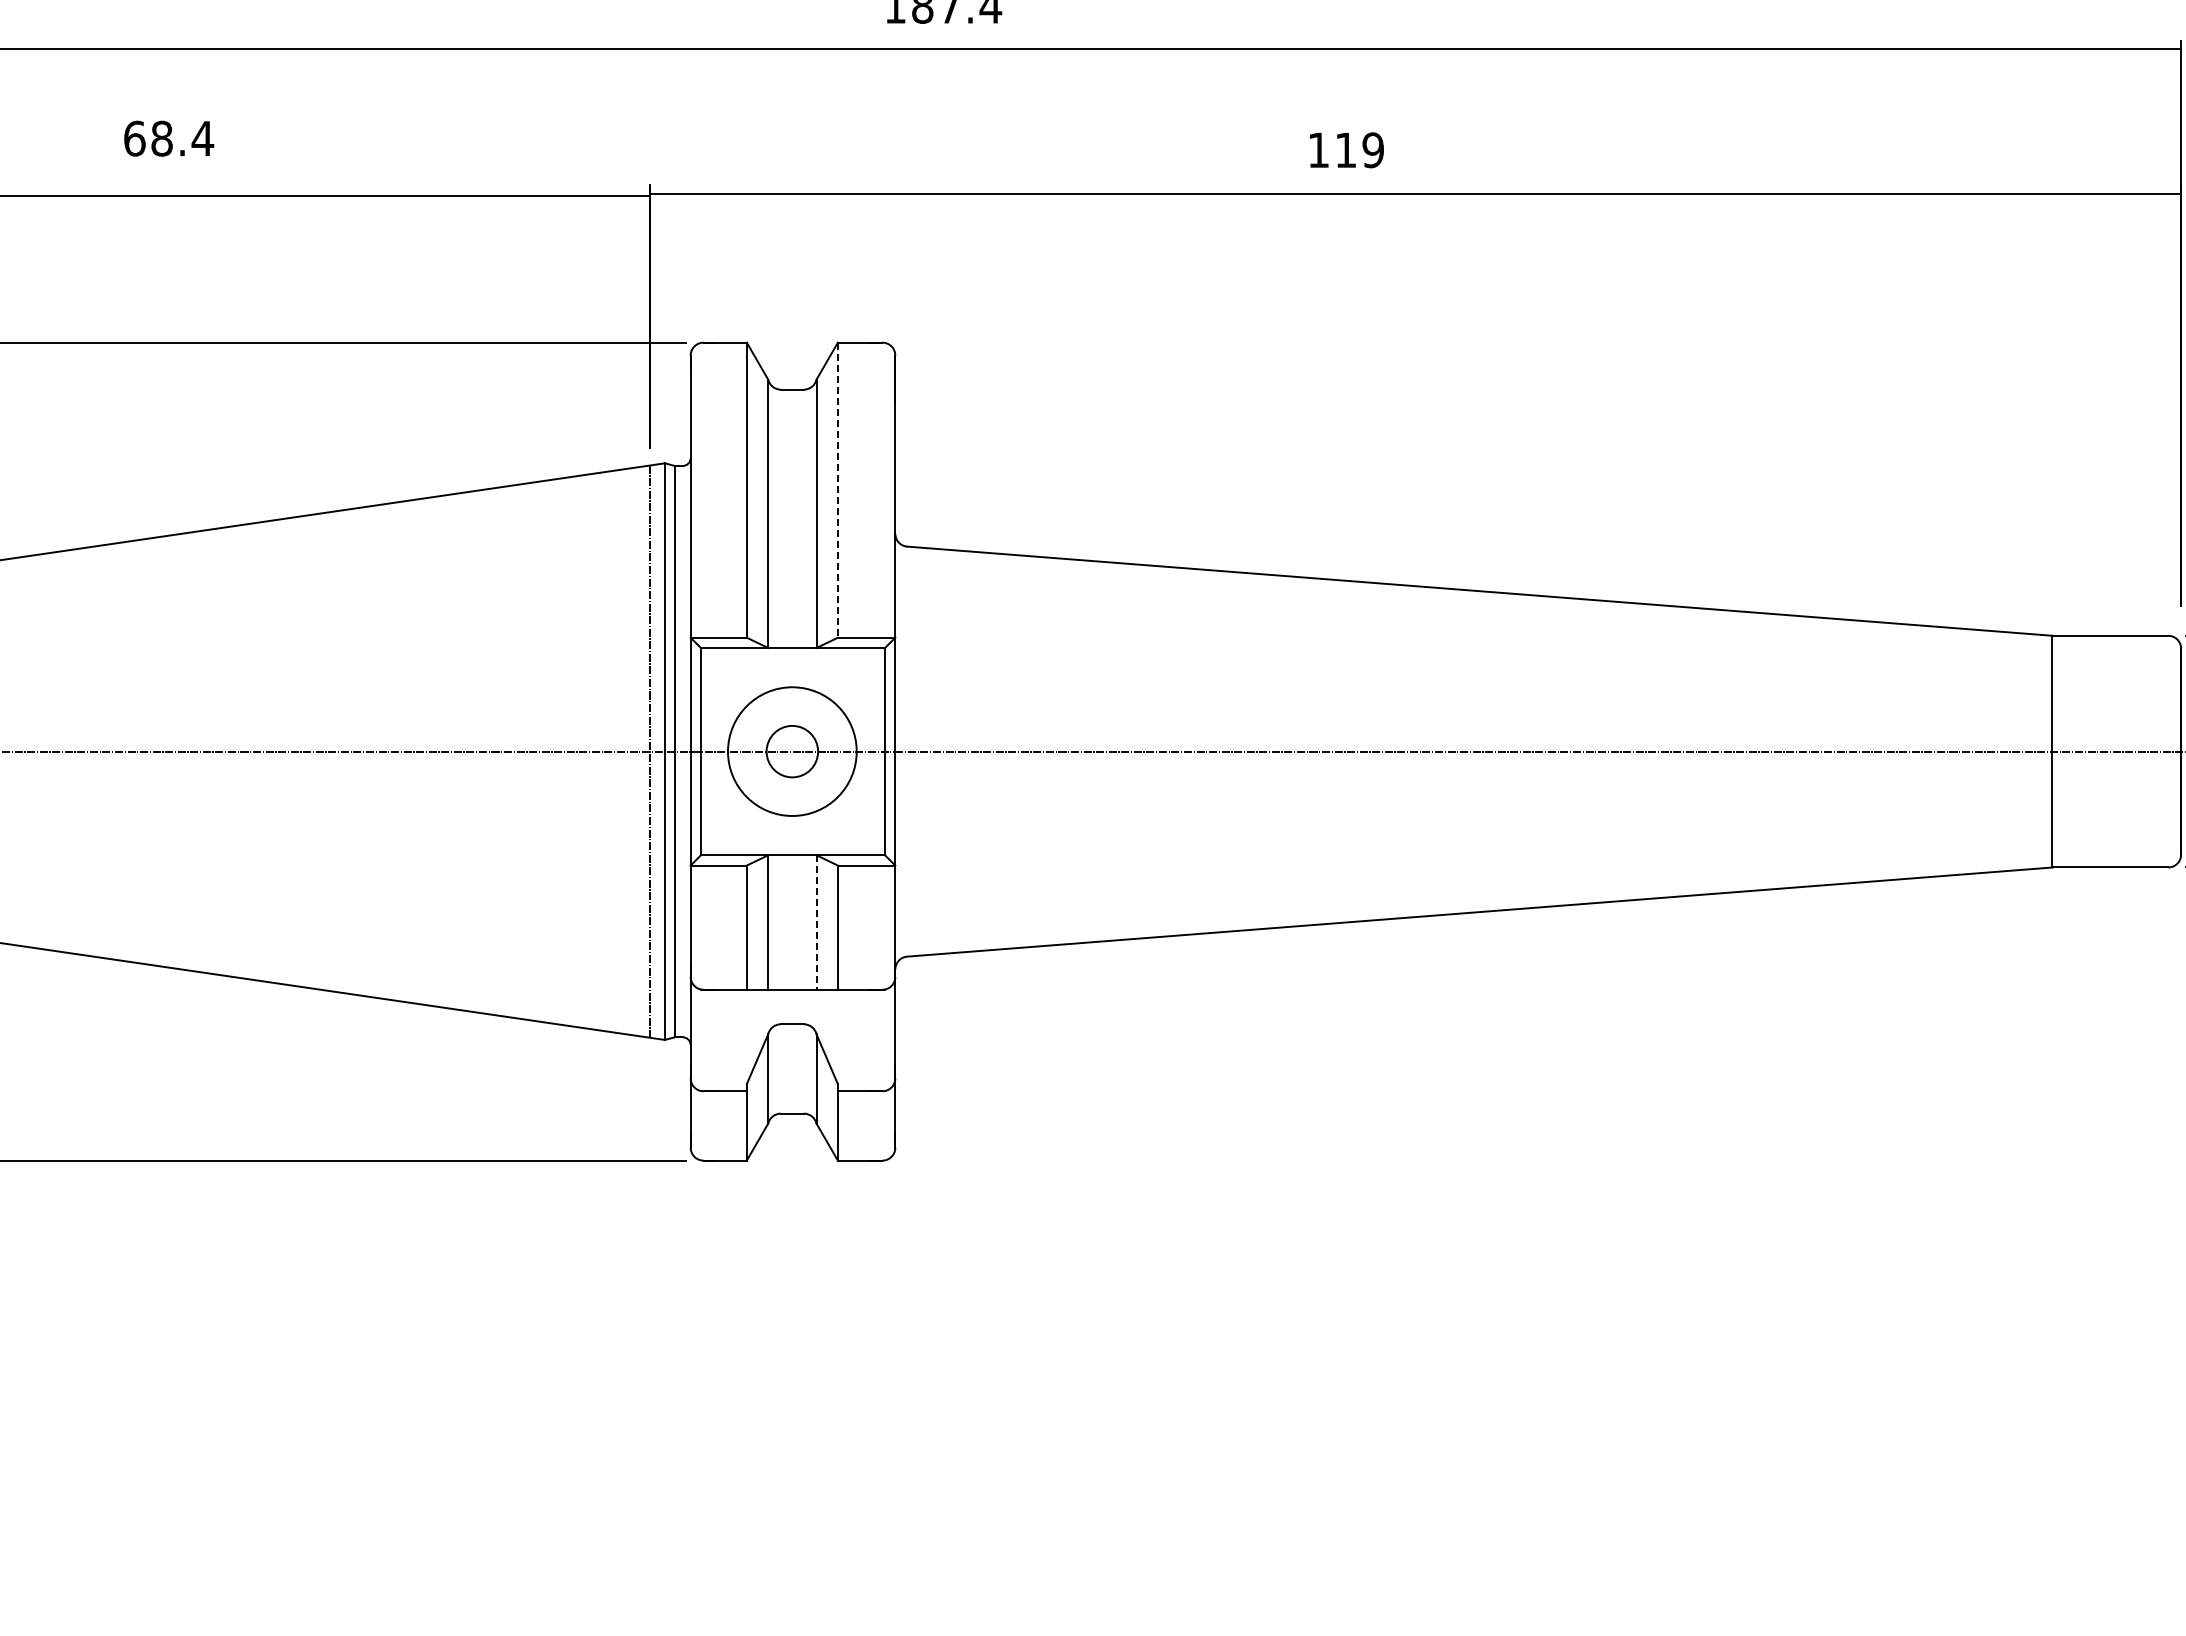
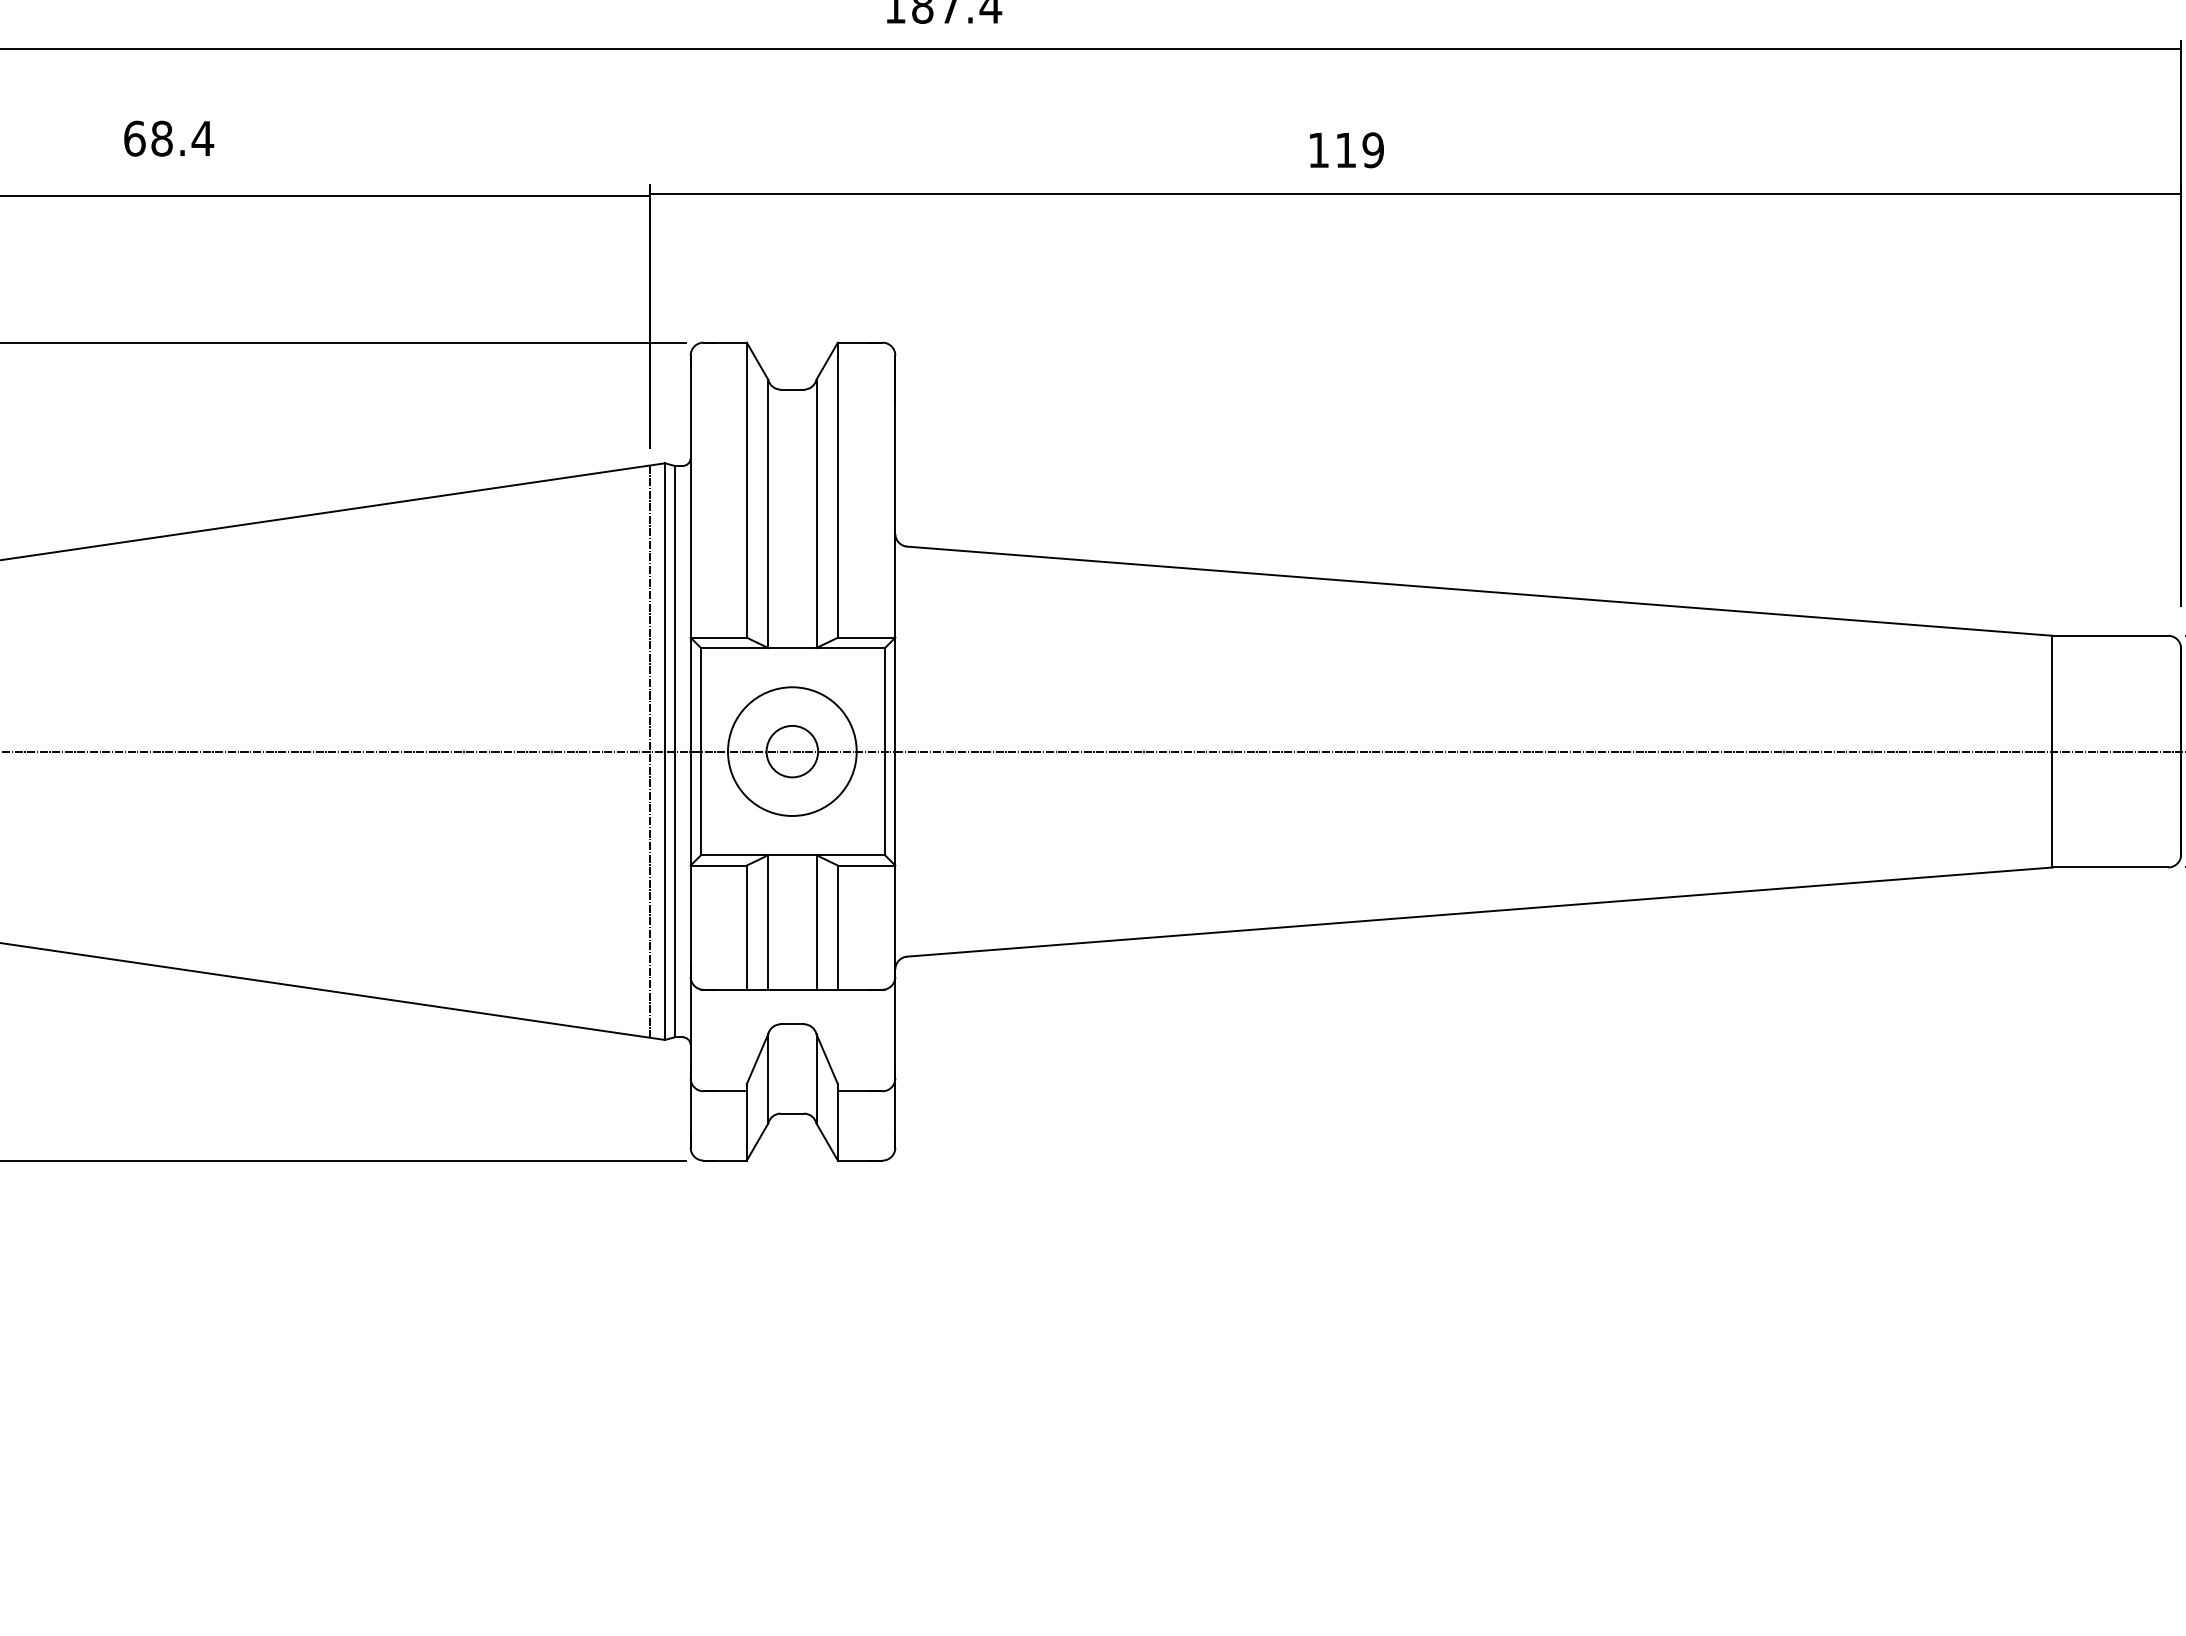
line: dashed -> solid (837, 490)
line: dashed -> solid (816, 923)
